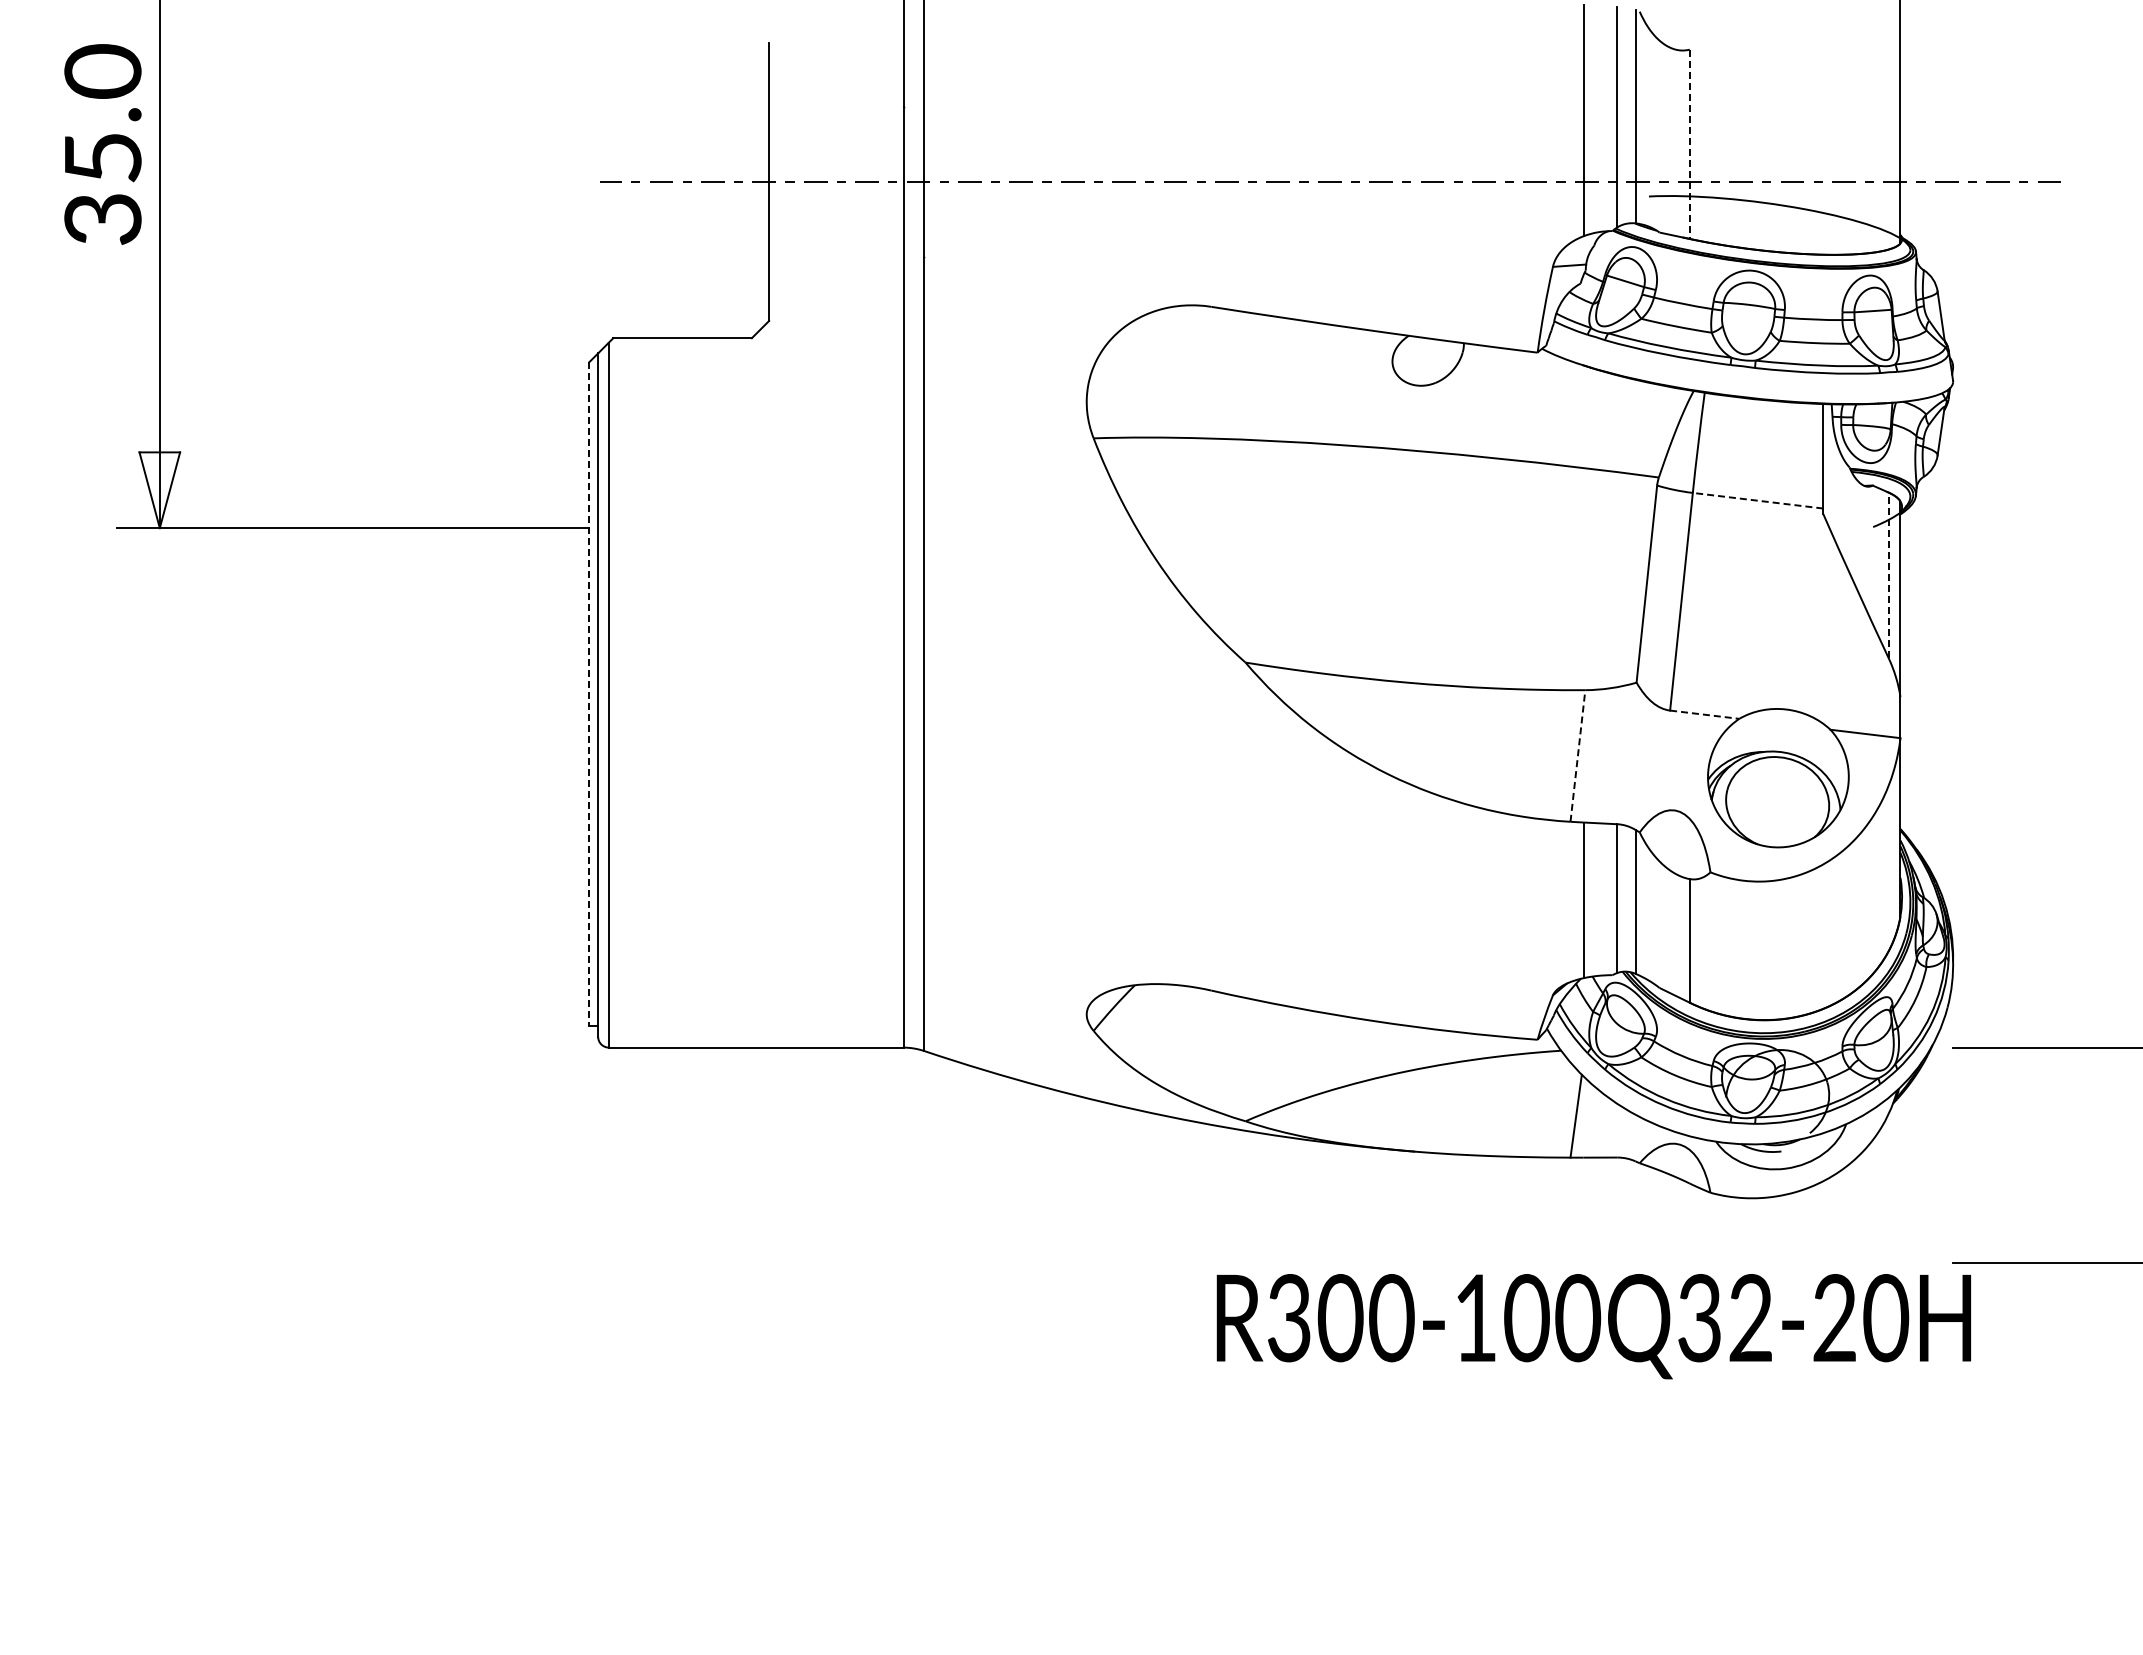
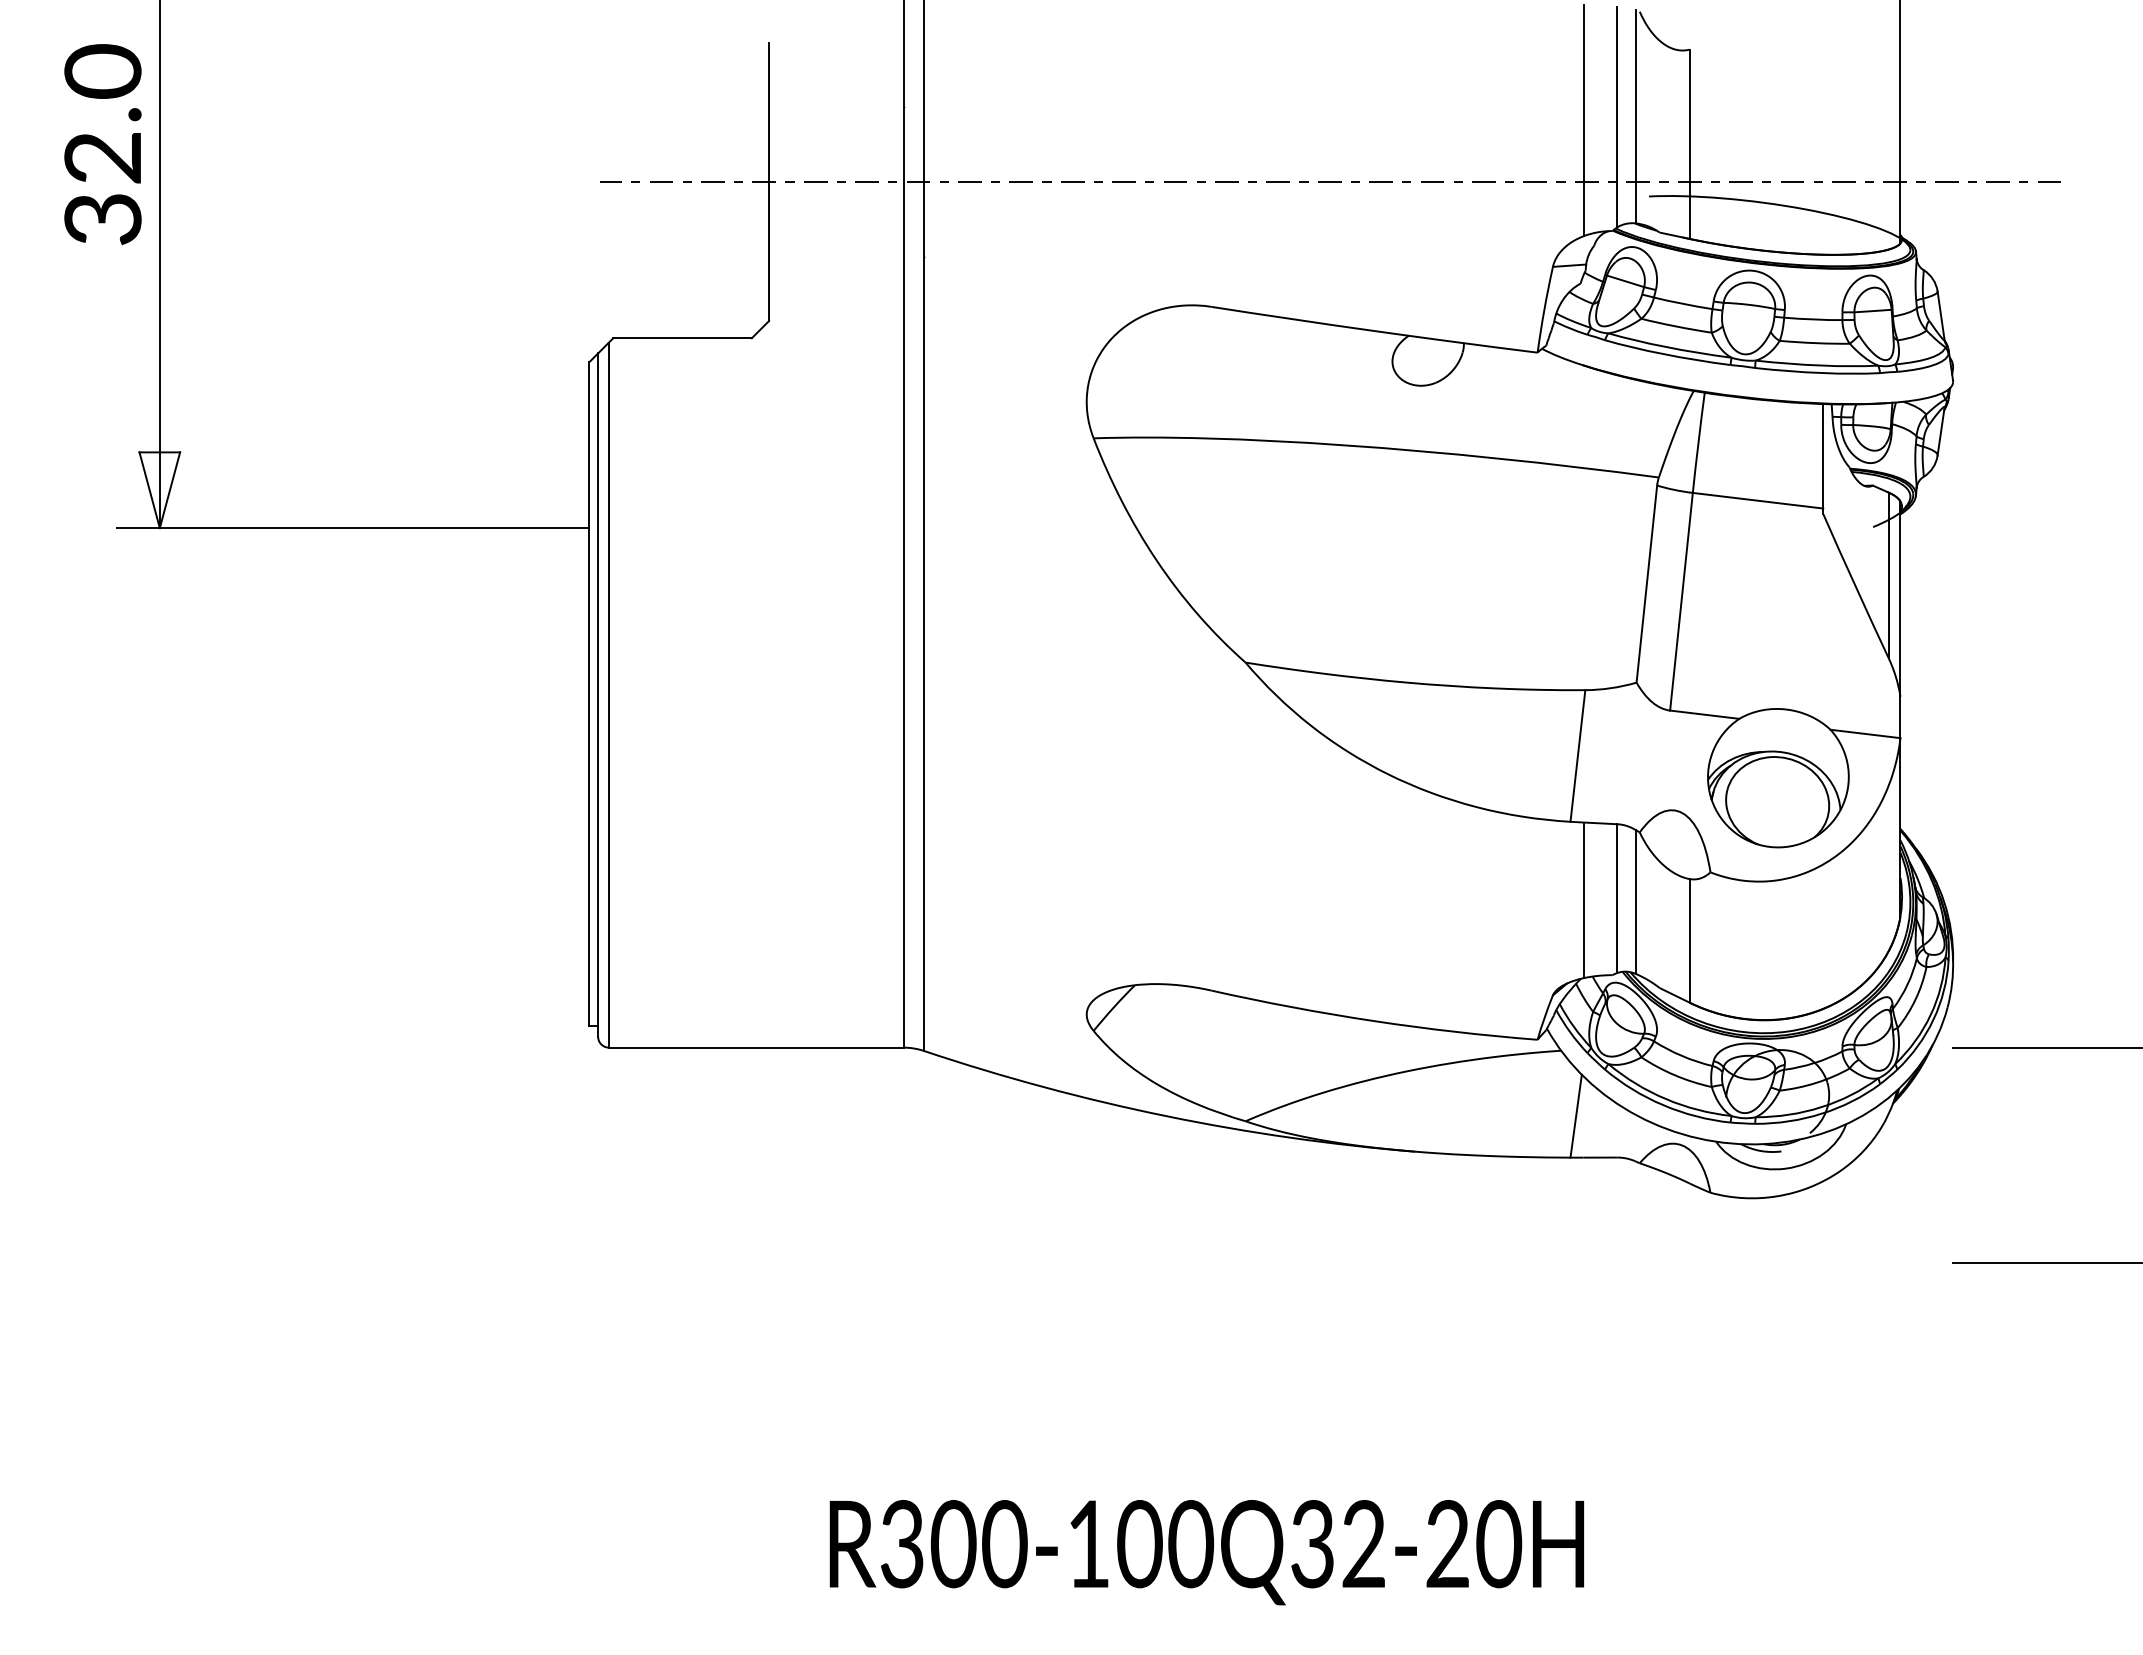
line: dashed -> solid (1689, 144)
text: 35.0 -> 32.0 (102, 158)
line: dashed -> solid (1758, 500)
line: dashed -> solid (1888, 575)
line: dashed -> solid (589, 694)
line: dashed -> solid (1704, 714)
line: dashed -> solid (1577, 755)
text position: (1593, 1326) -> (1206, 1552) (1206, 1552)
